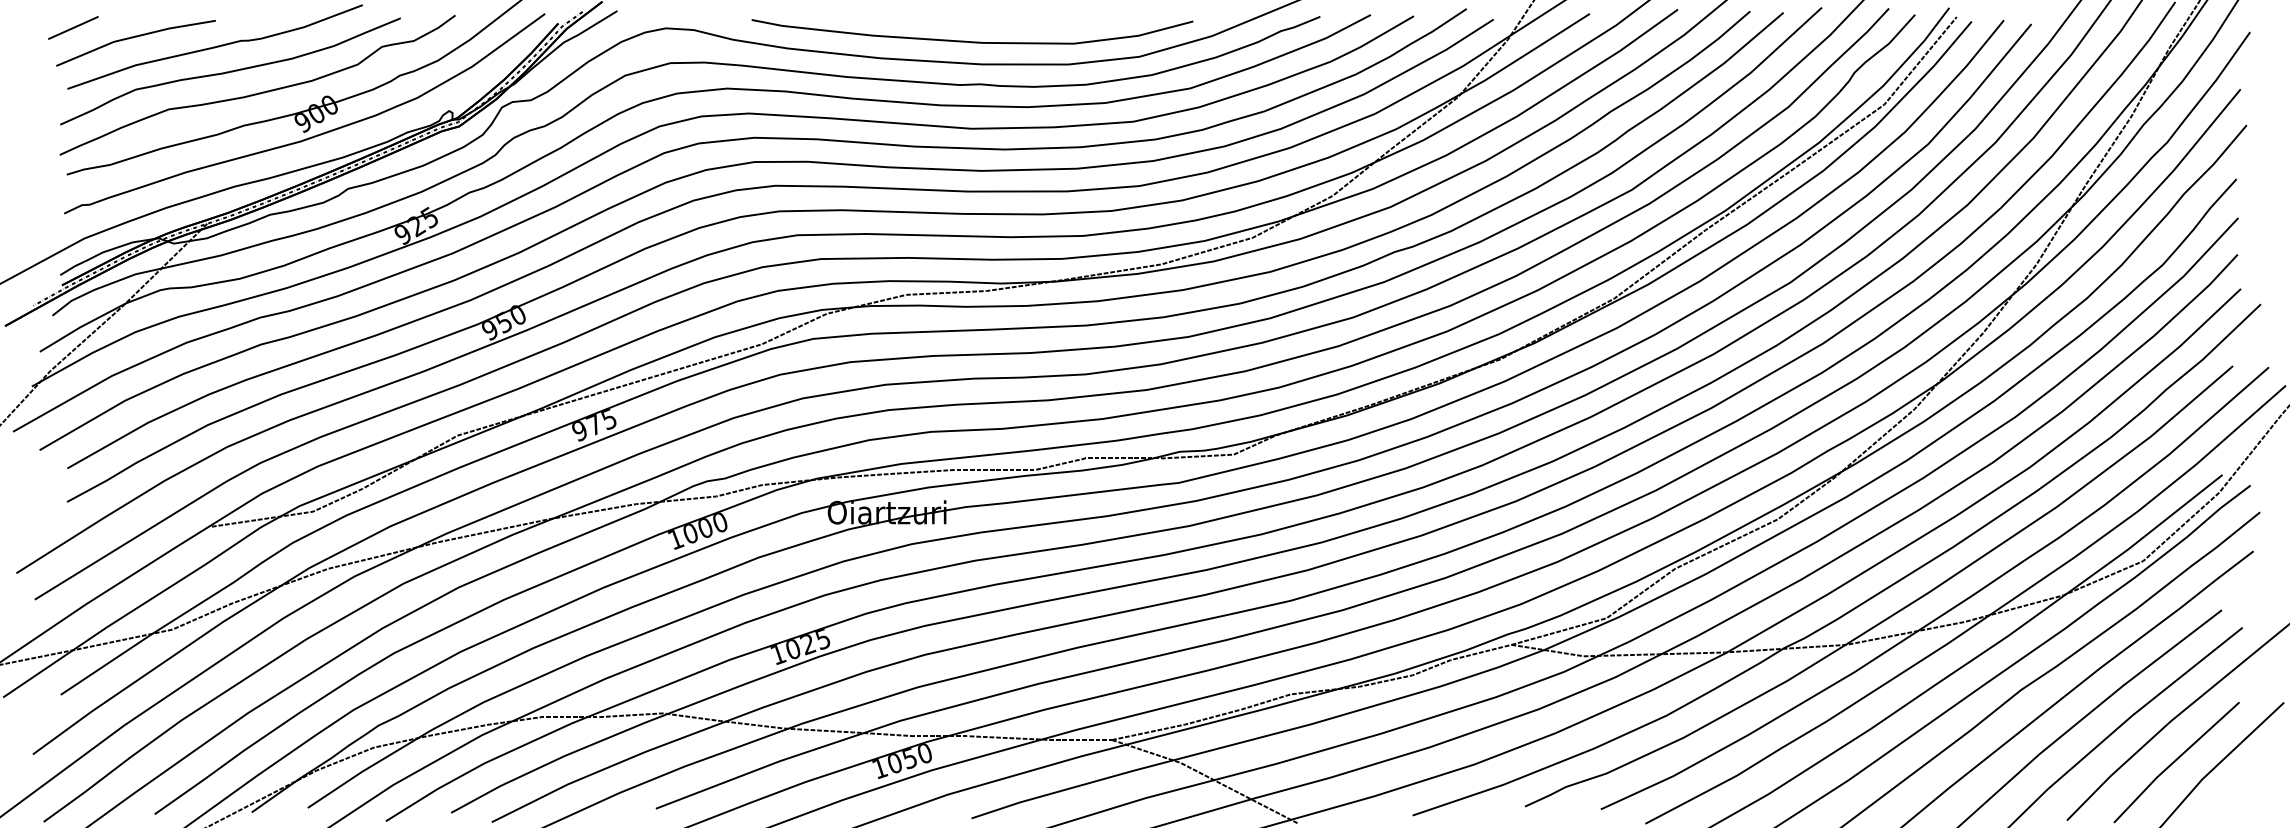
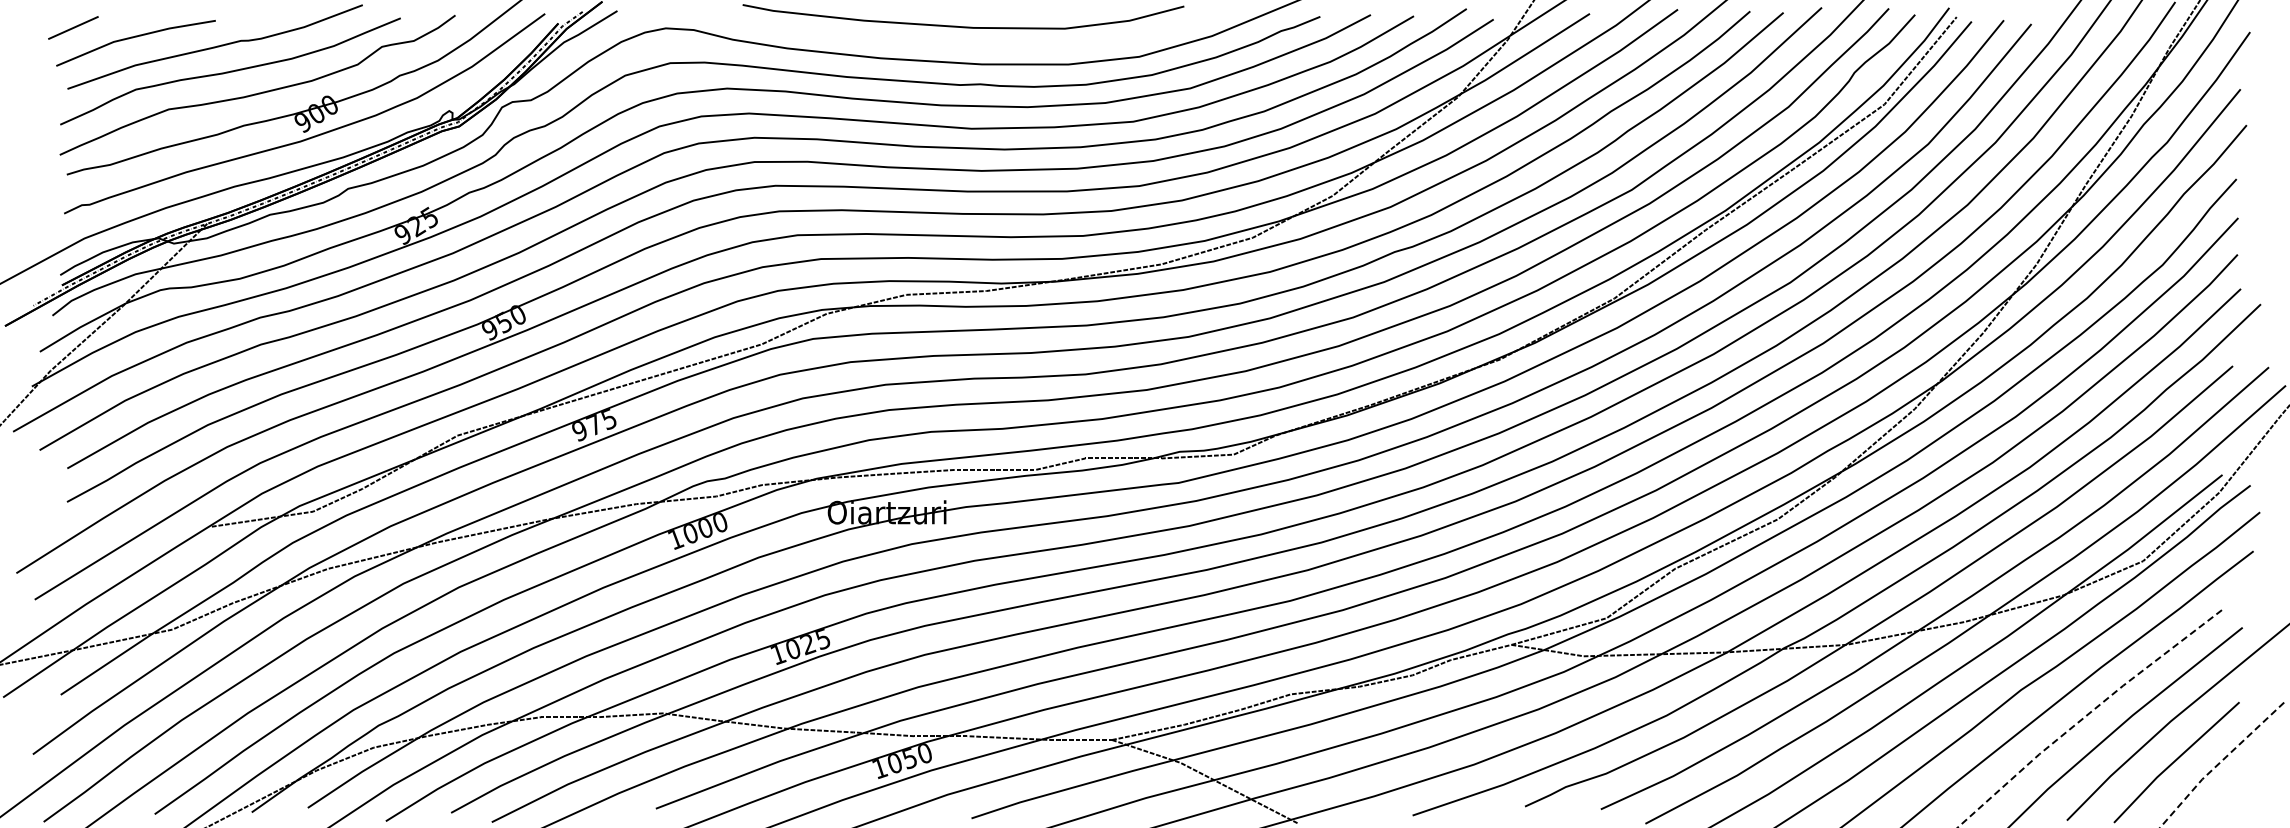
curve position: (972, 41) -> (963, 26) (963, 26)
line: solid -> dashed (2087, 715)
line: solid -> dashed (2219, 763)
